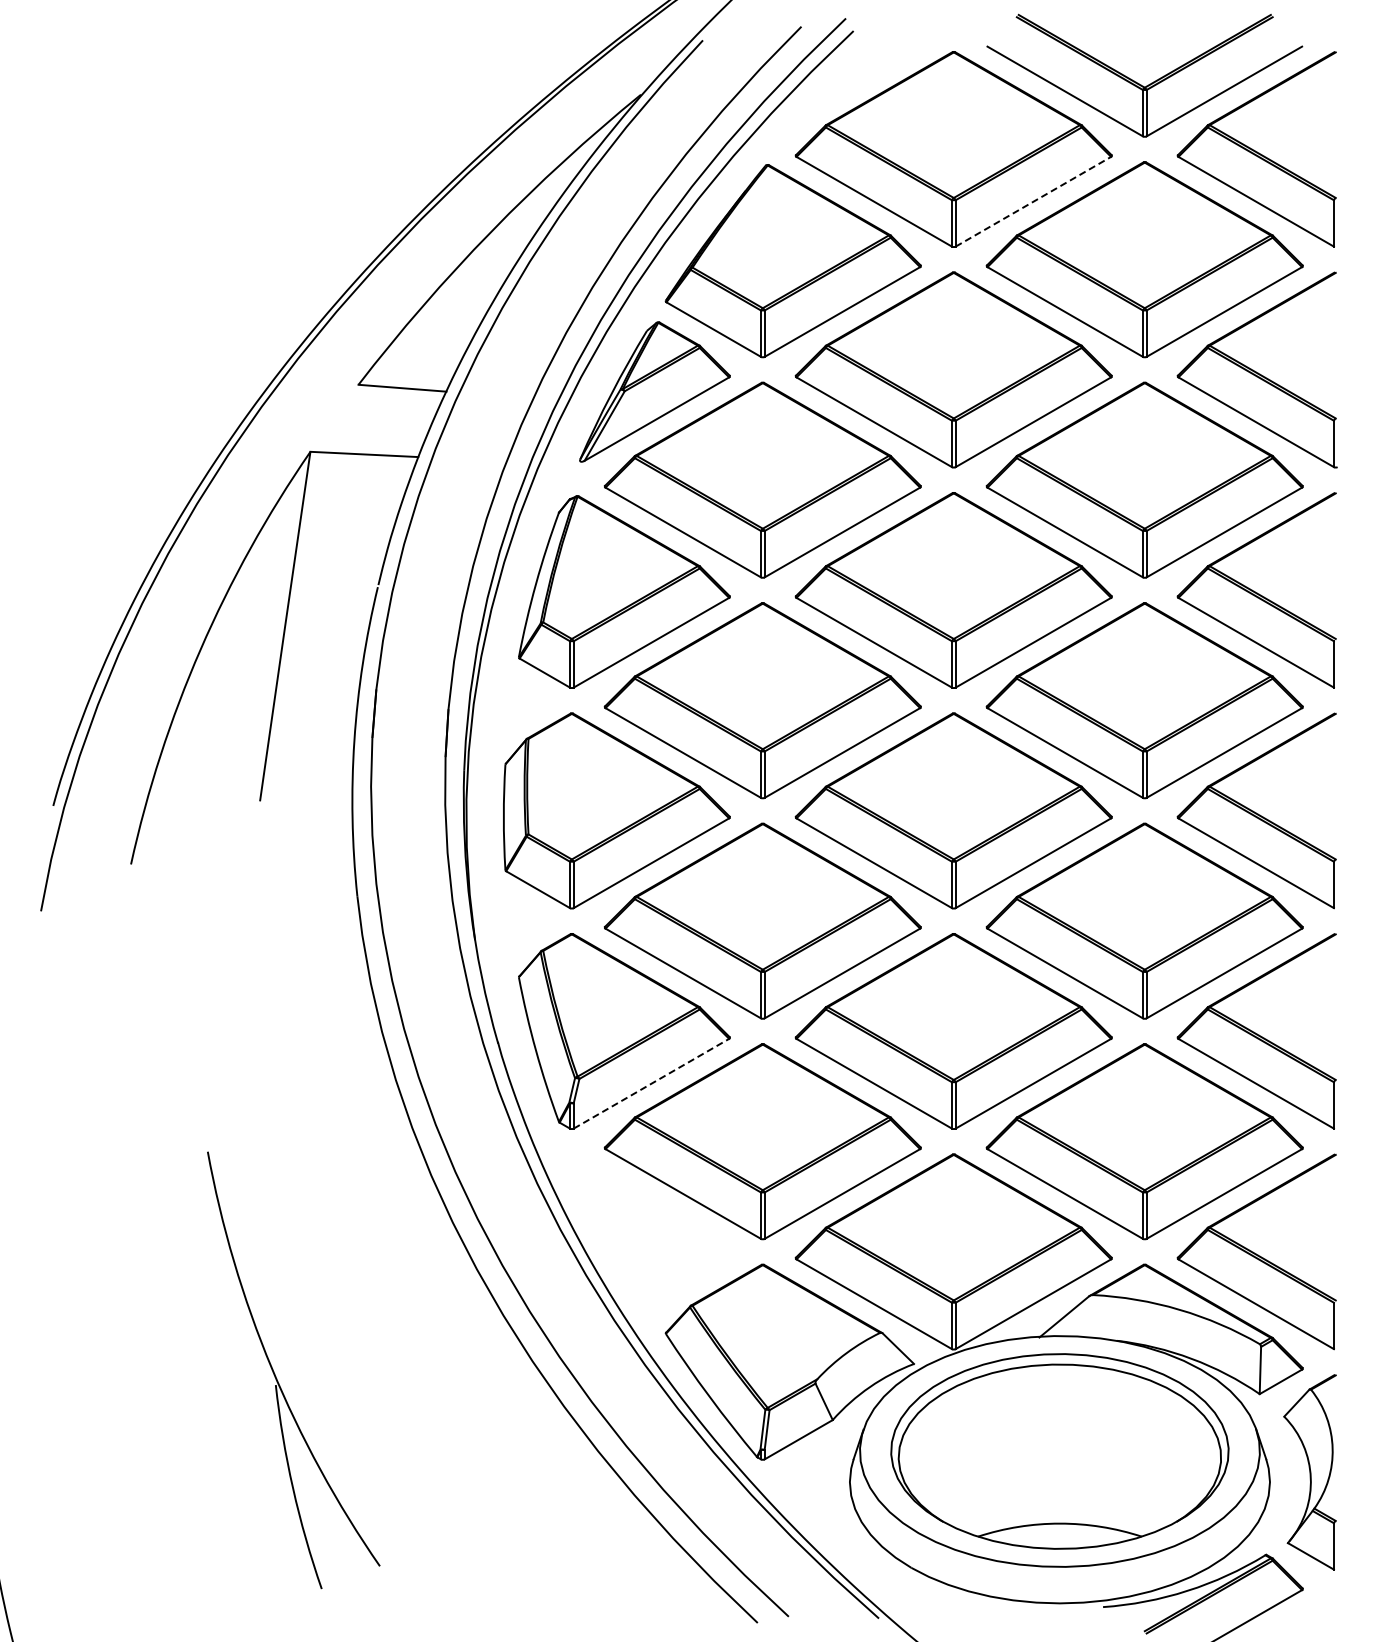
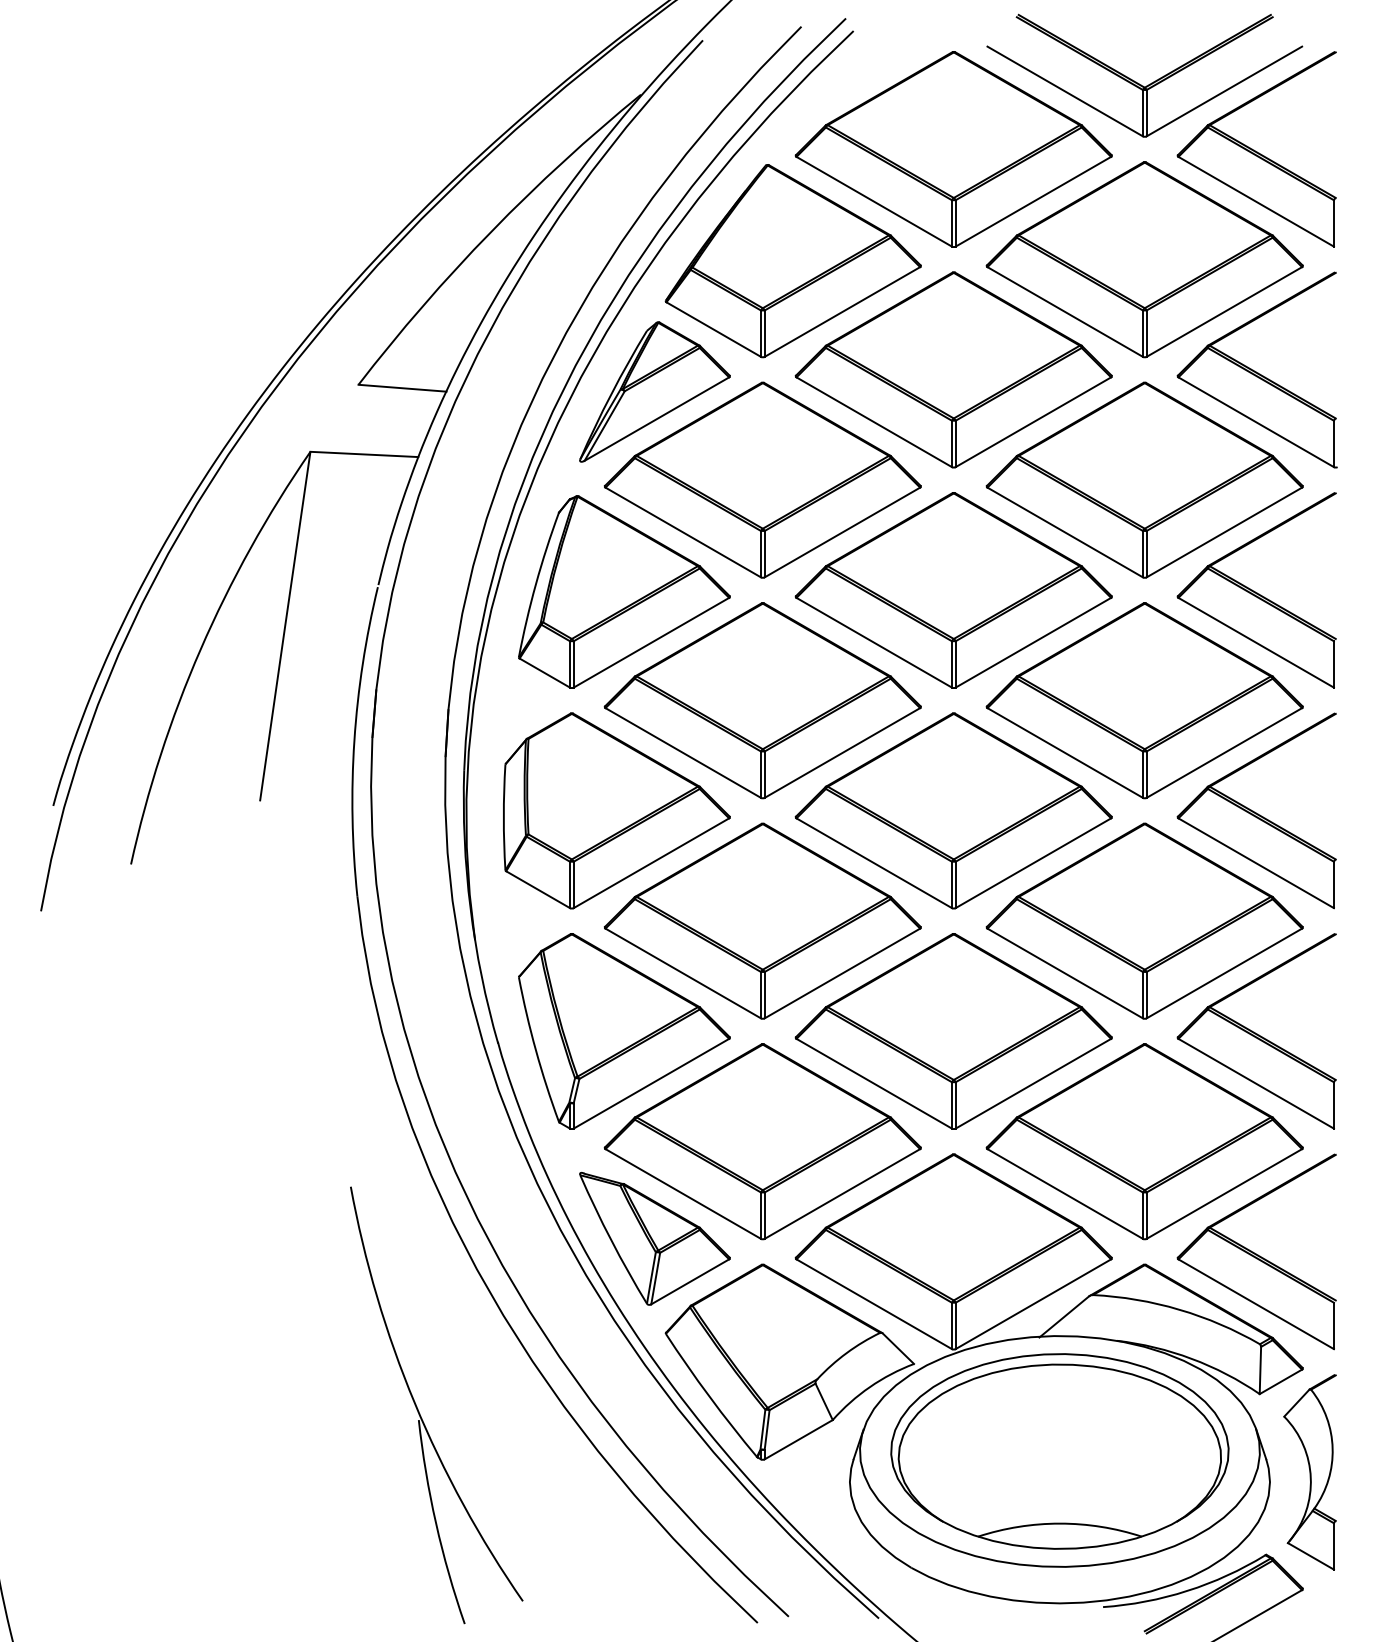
line: dashed -> solid (1033, 201)
line: dashed -> solid (651, 1083)
part: none -> present (654, 1238)
part position: (277, 1378) -> (420, 1413) (420, 1413)
